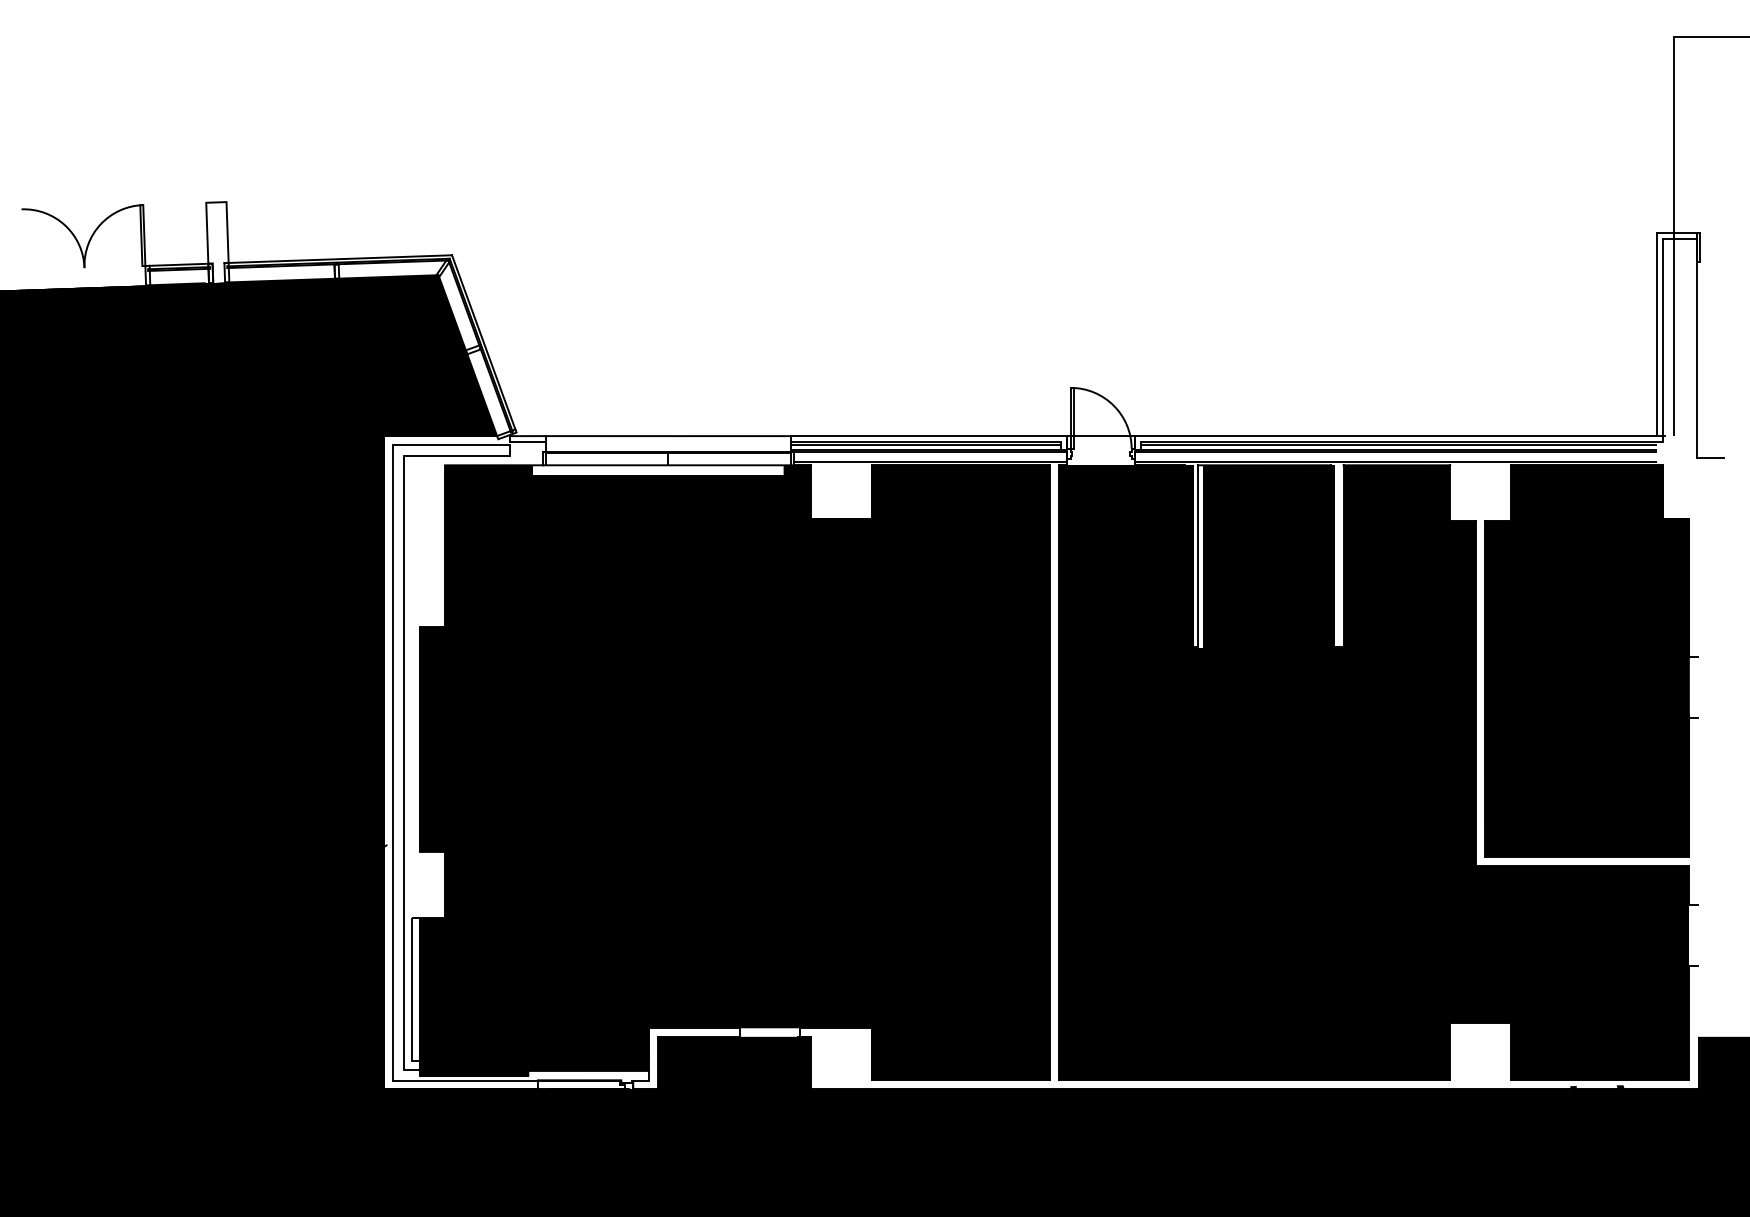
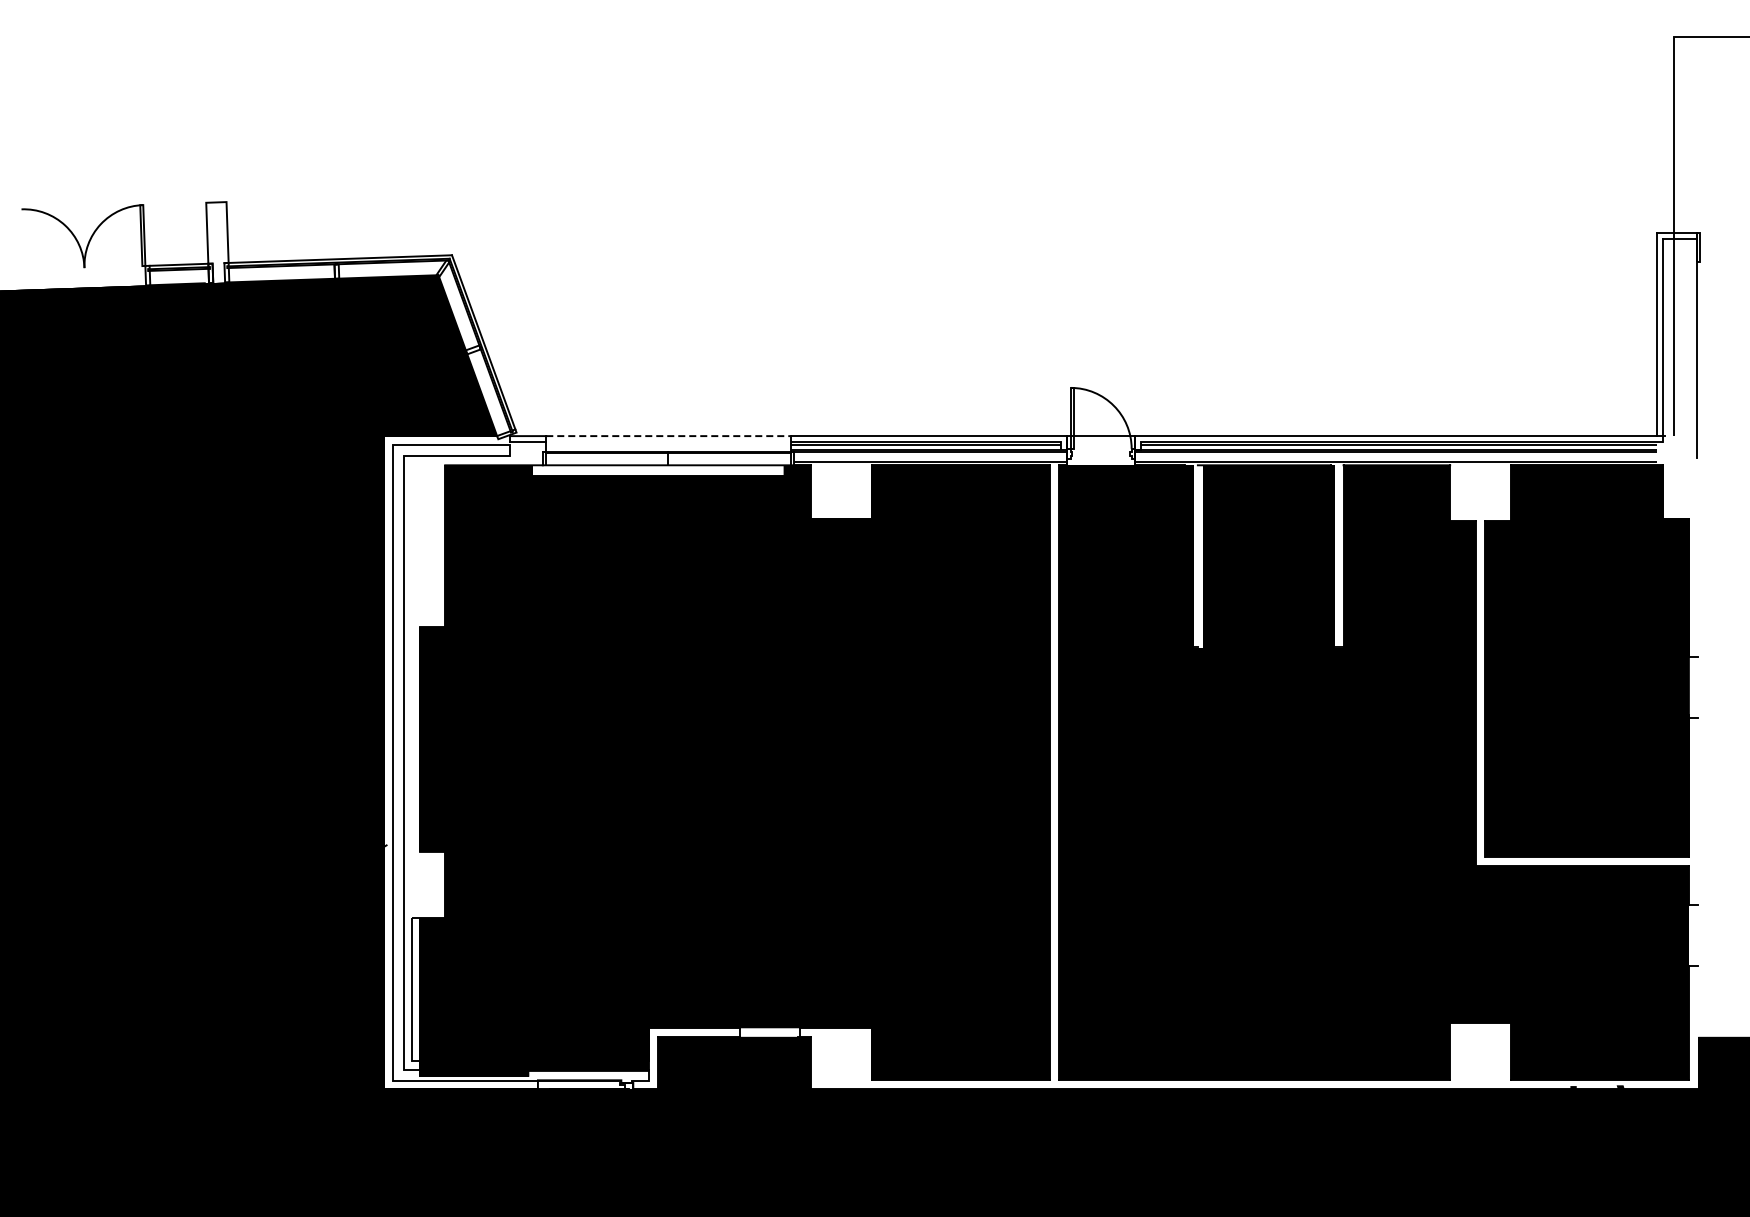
line: solid -> dashed (668, 436)
line: present -> none (1710, 457)
line: present -> none (1197, 555)
